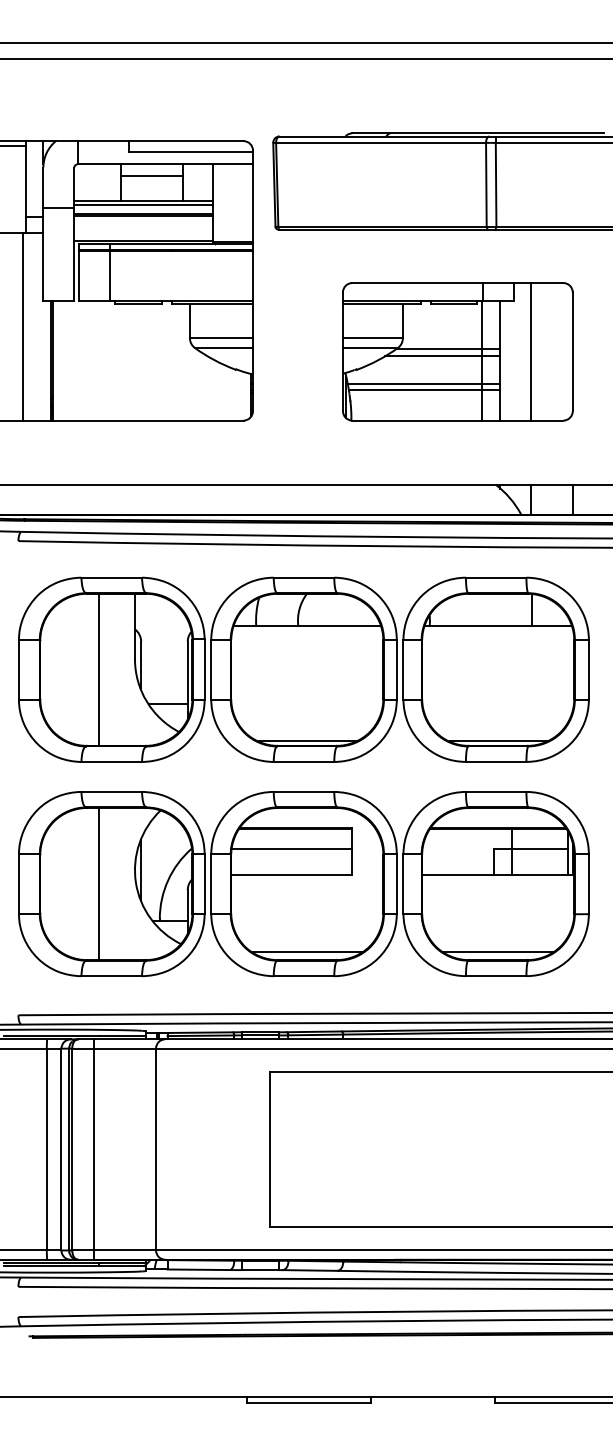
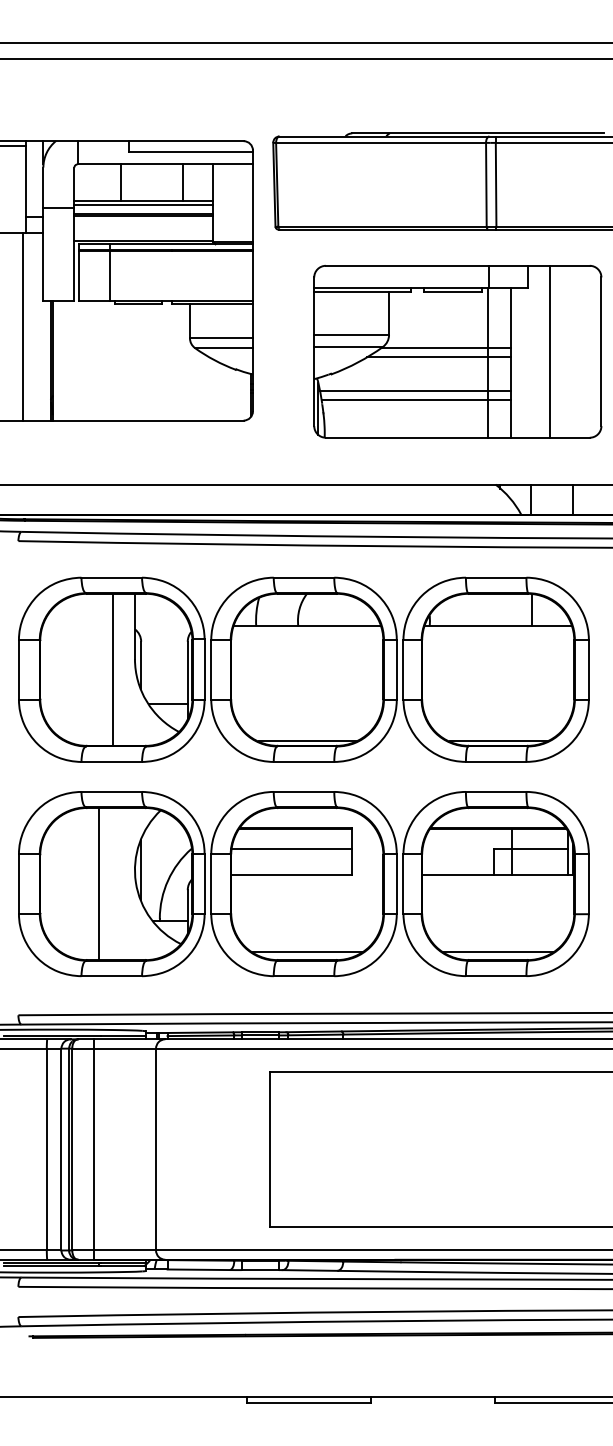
line: present -> none (152, 175)
part size: 232x140 px -> 290x174 px (457, 351)
line position: (98, 669) -> (112, 669) (112, 669)
